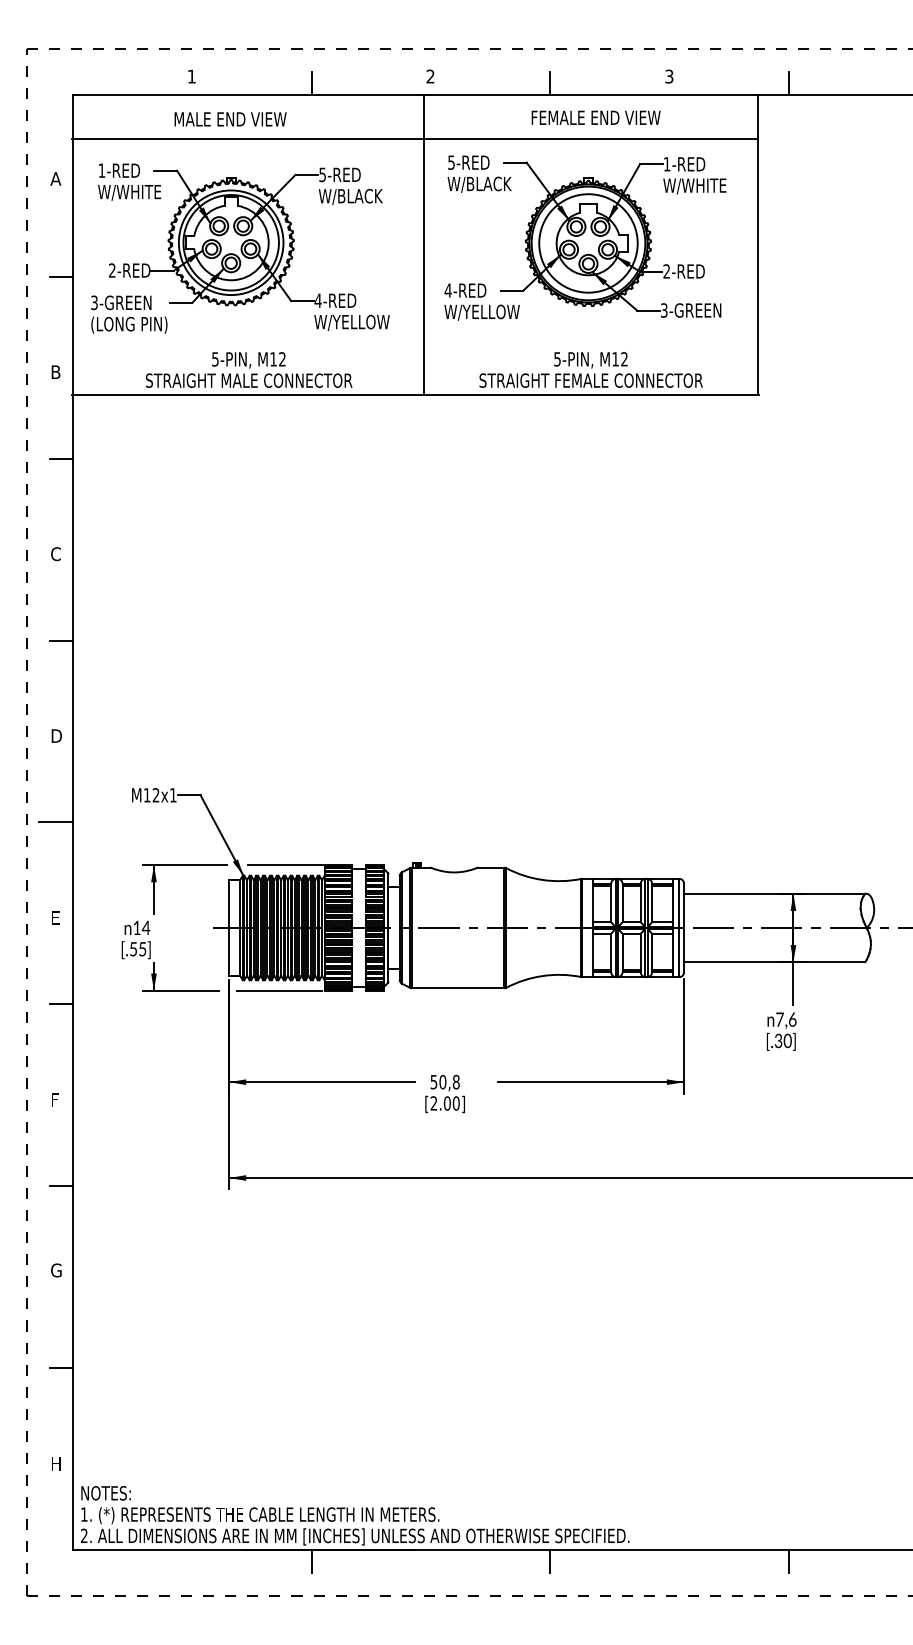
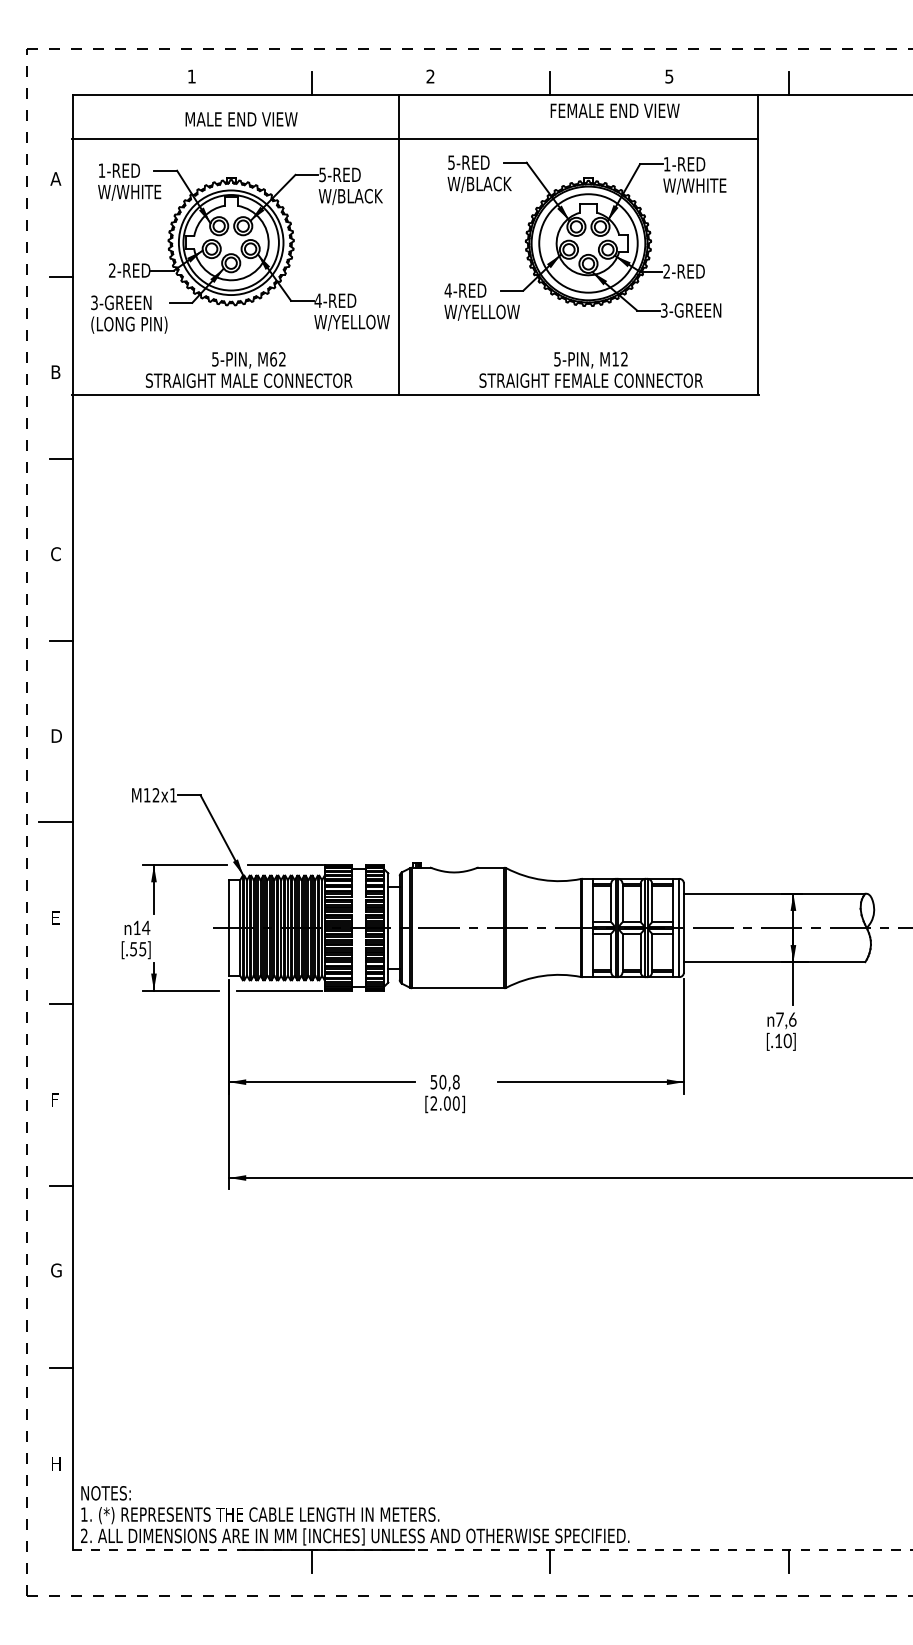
text: 3 -> 5 (669, 75)
text position: (595, 117) -> (614, 110) (614, 110)
text position: (230, 119) -> (241, 119) (241, 119)
line position: (424, 244) -> (399, 244) (399, 244)
text: M12 -> M62 (273, 359)
text: [.30] -> [.10] (778, 1040)
line: solid -> dashed (492, 1550)
